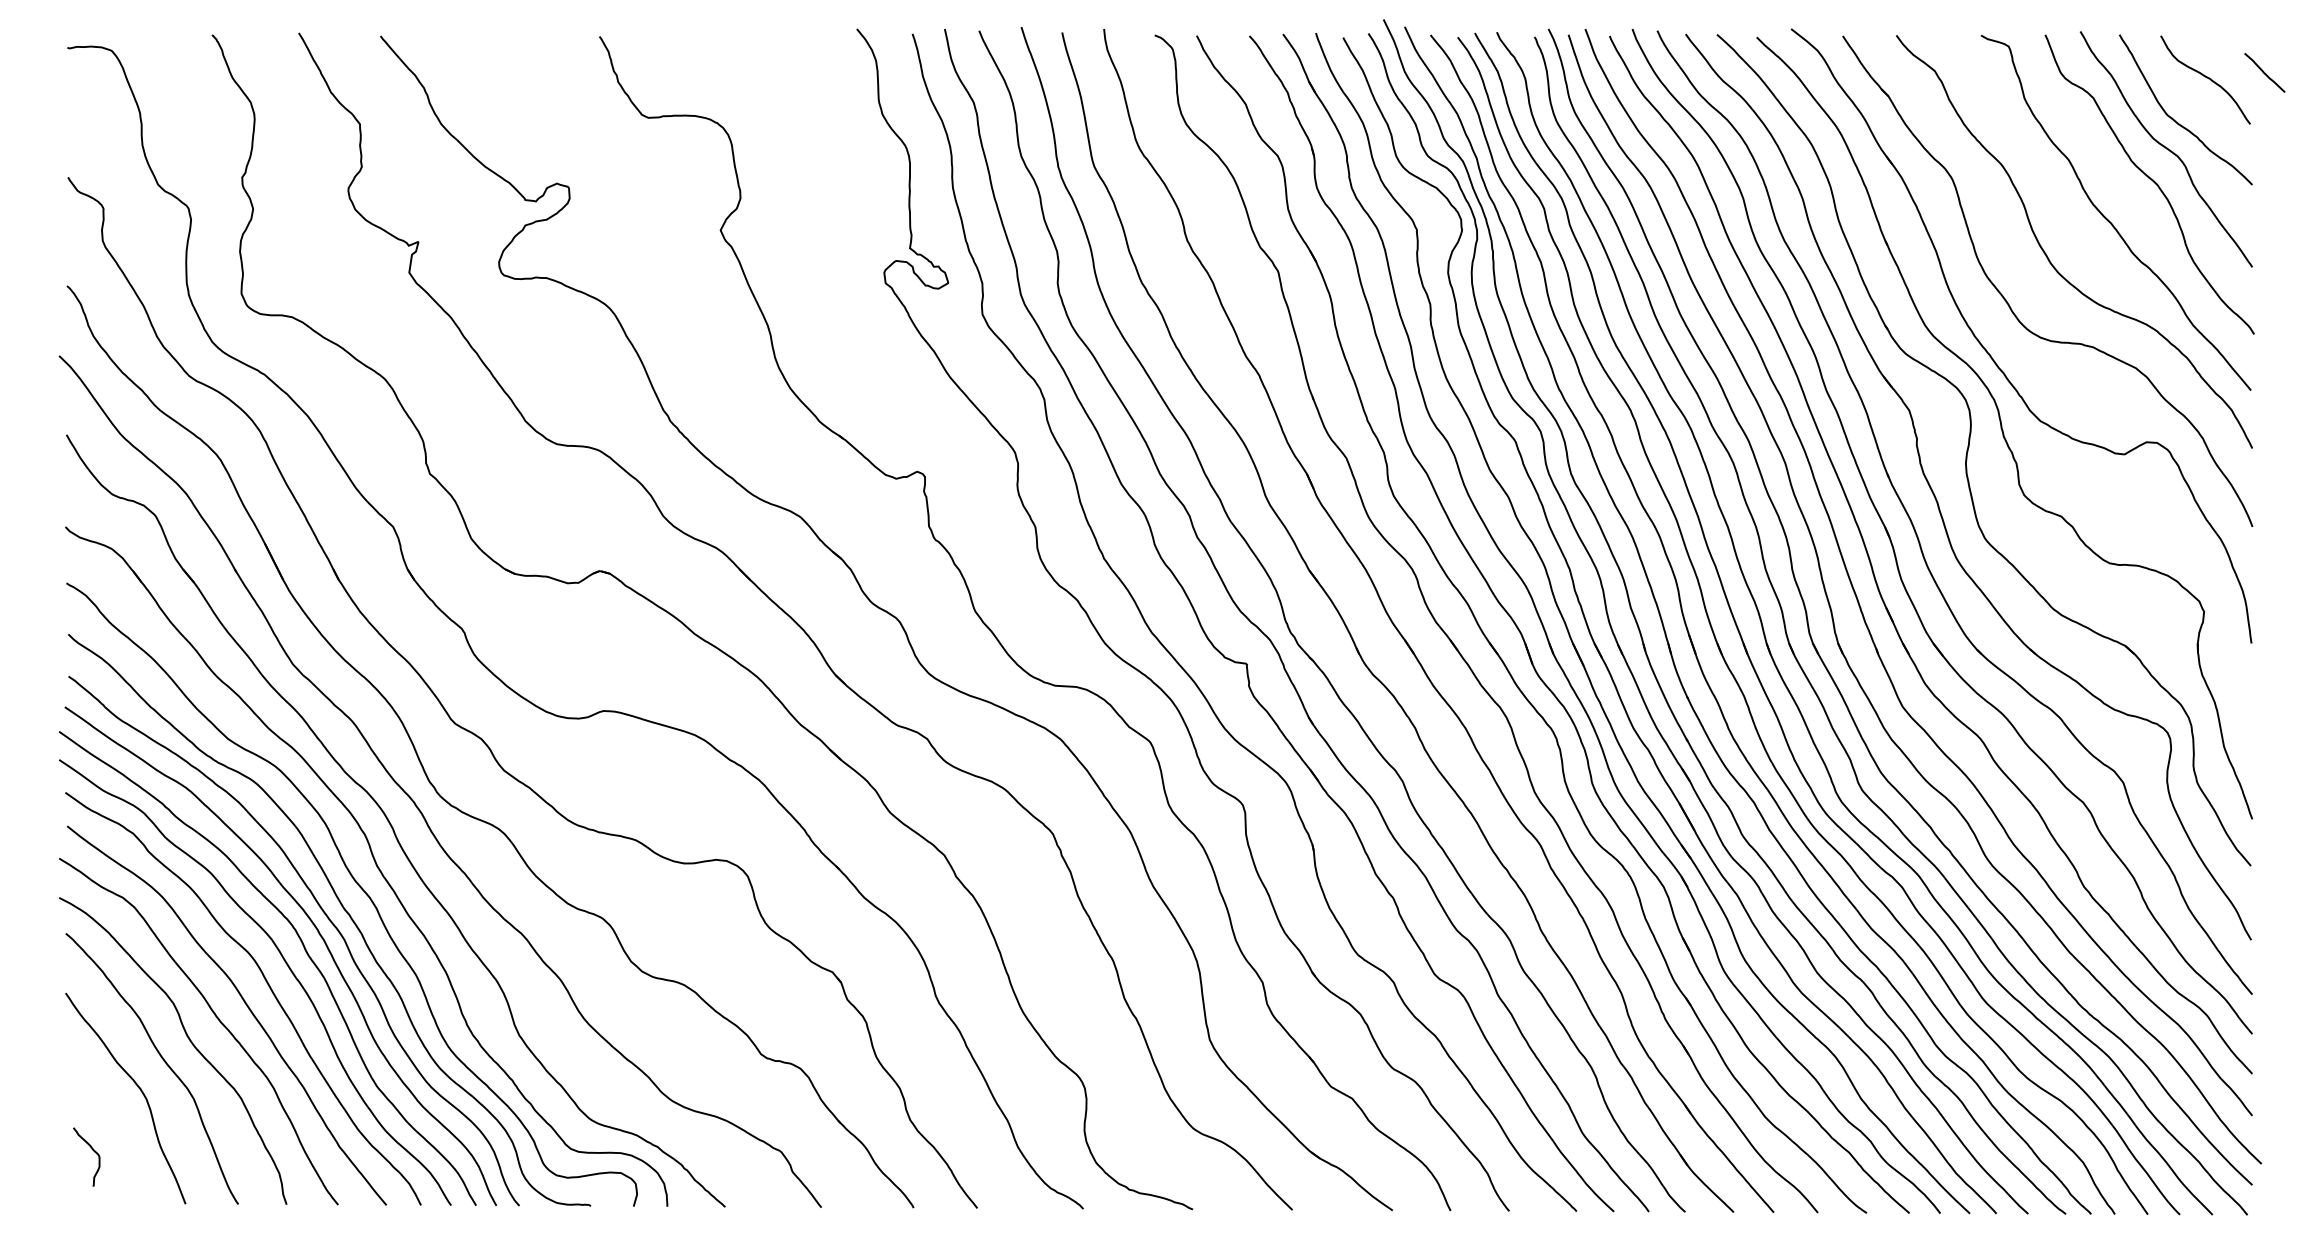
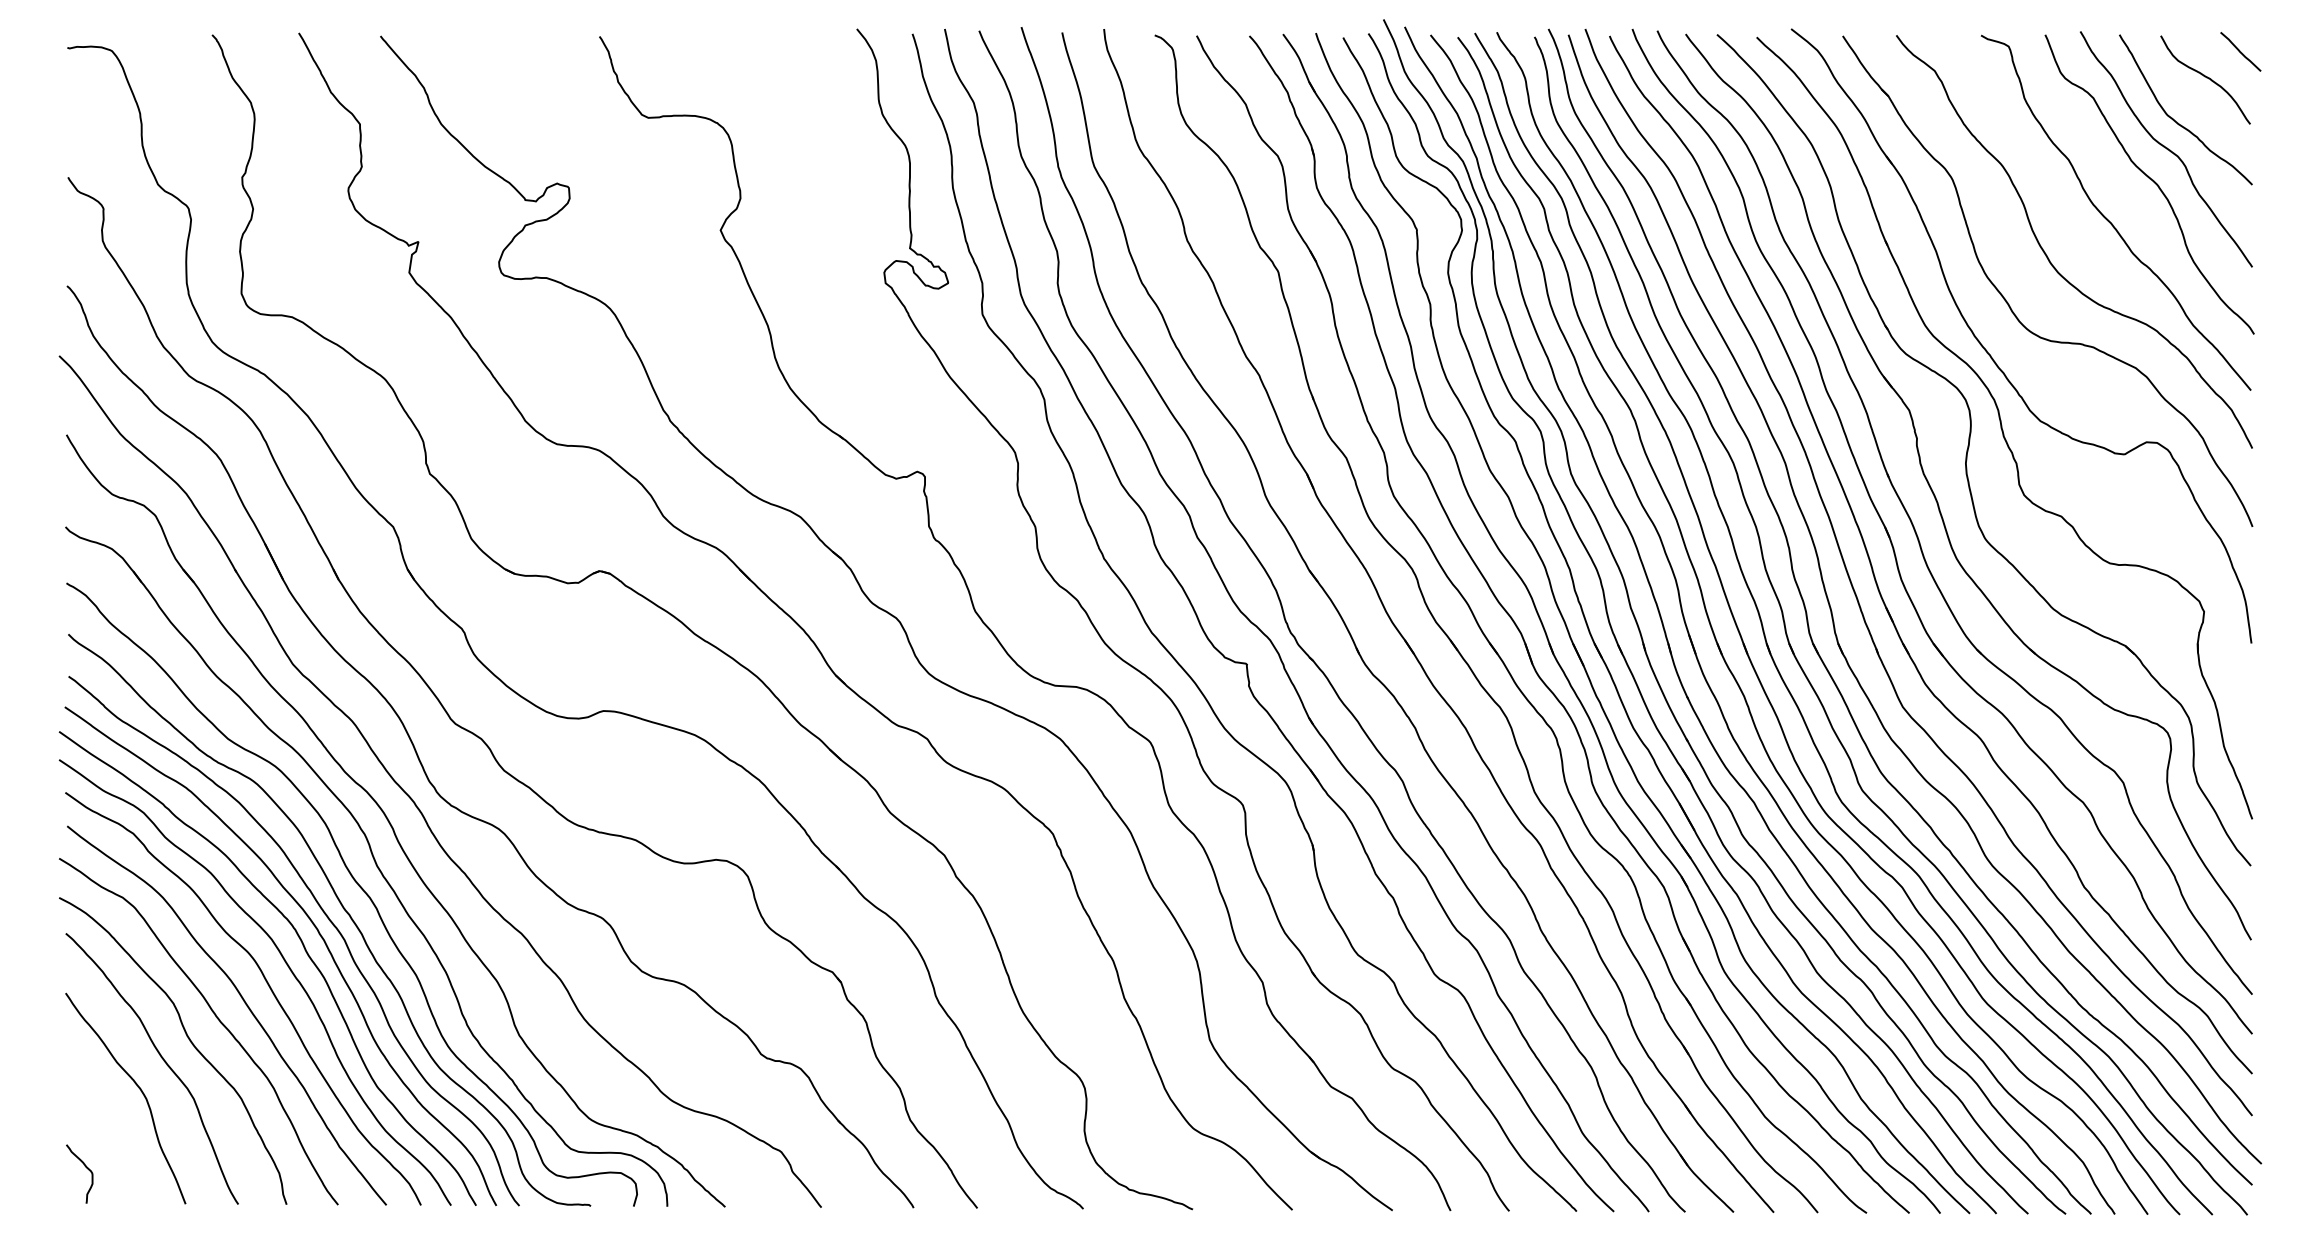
line position: (2264, 72) -> (2240, 51) (2240, 51)
curve position: (92, 1150) -> (85, 1167) (85, 1167)
